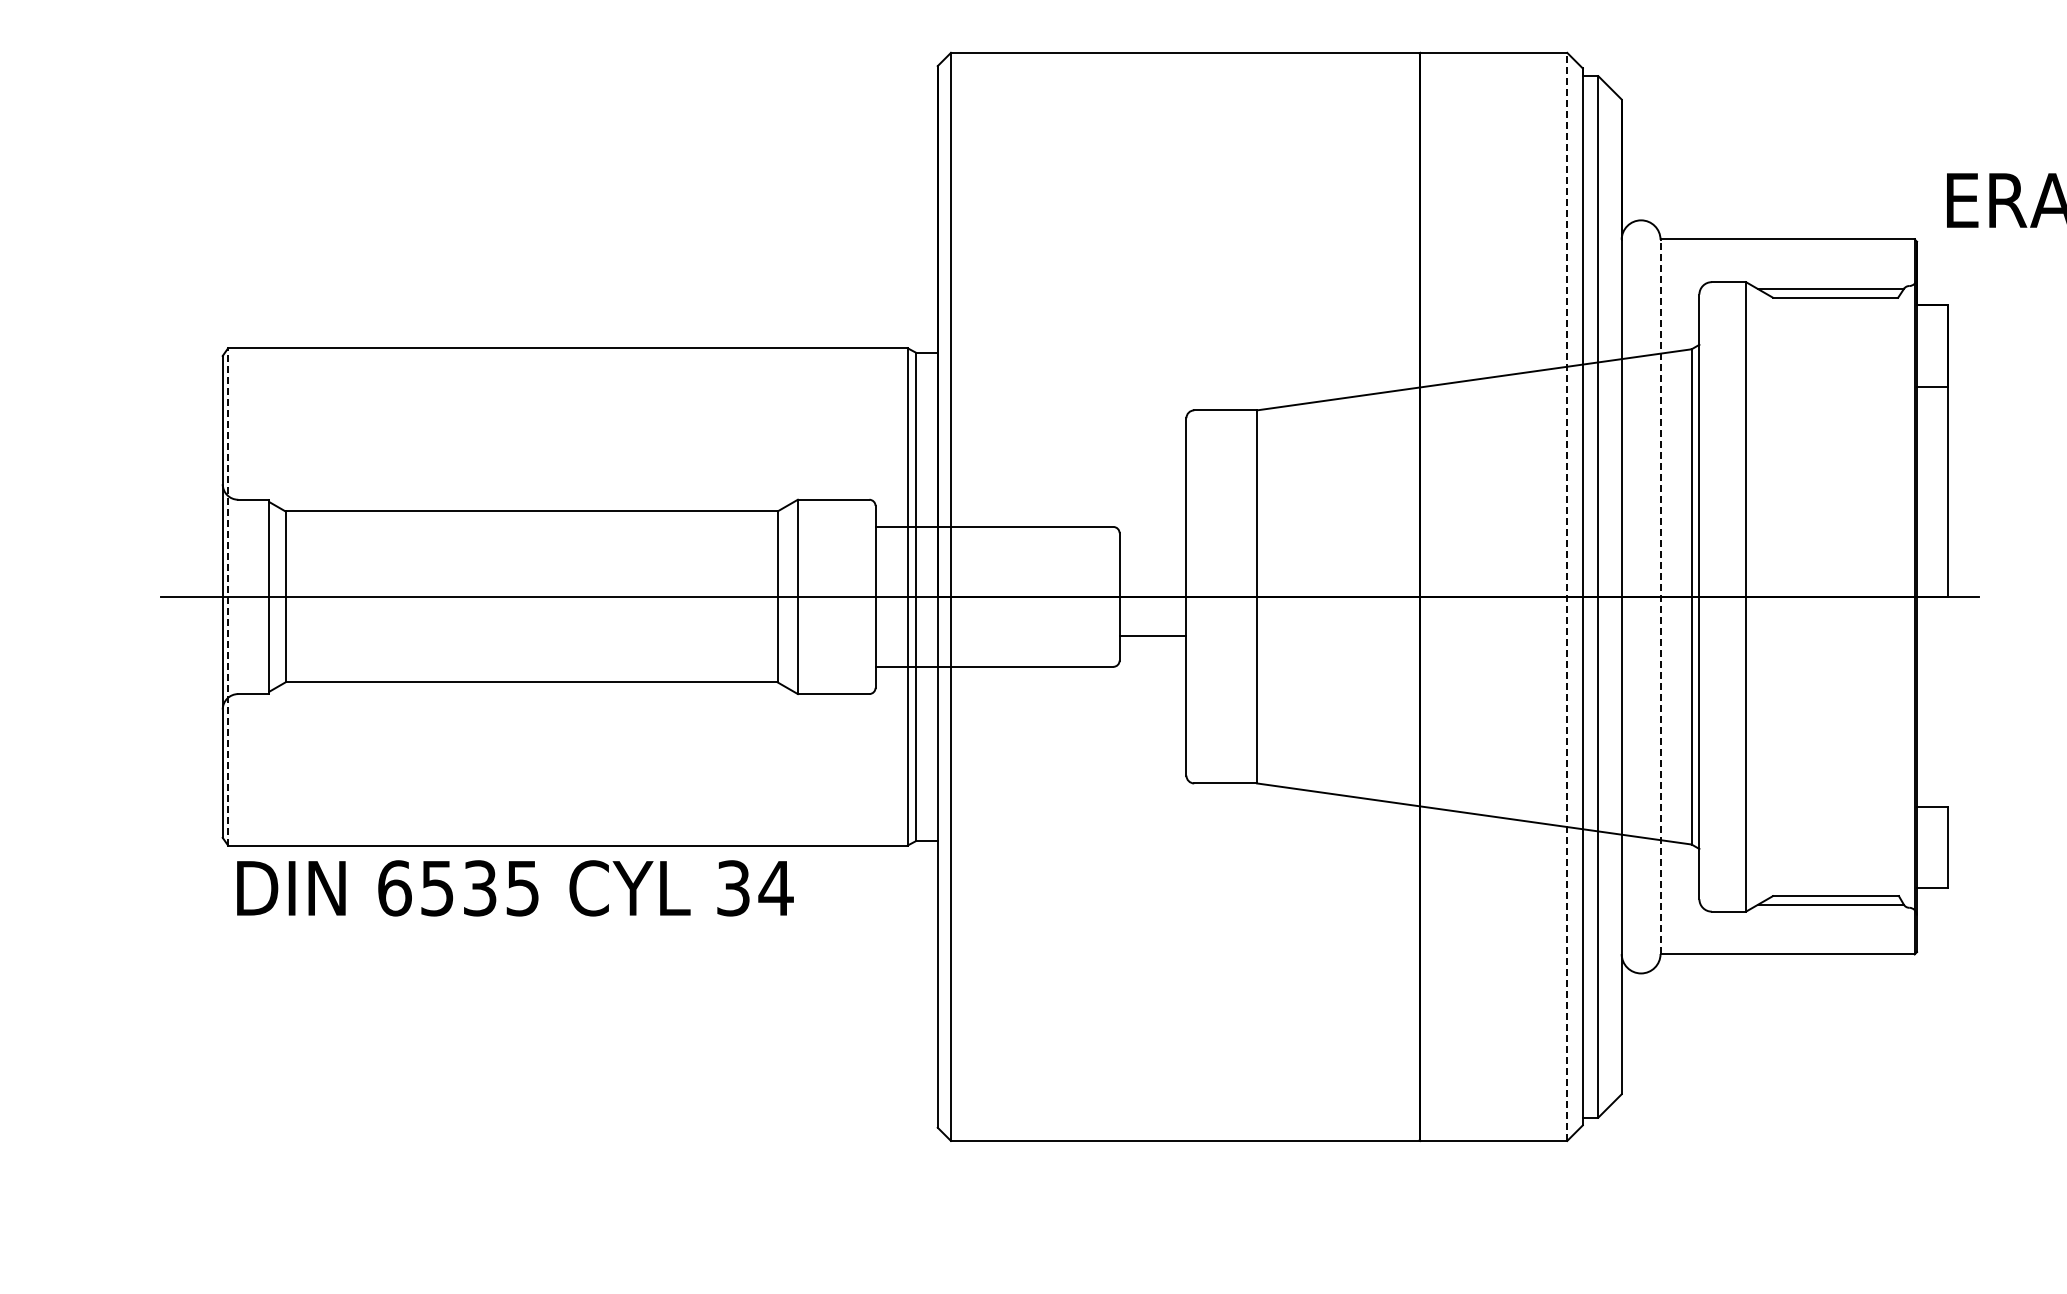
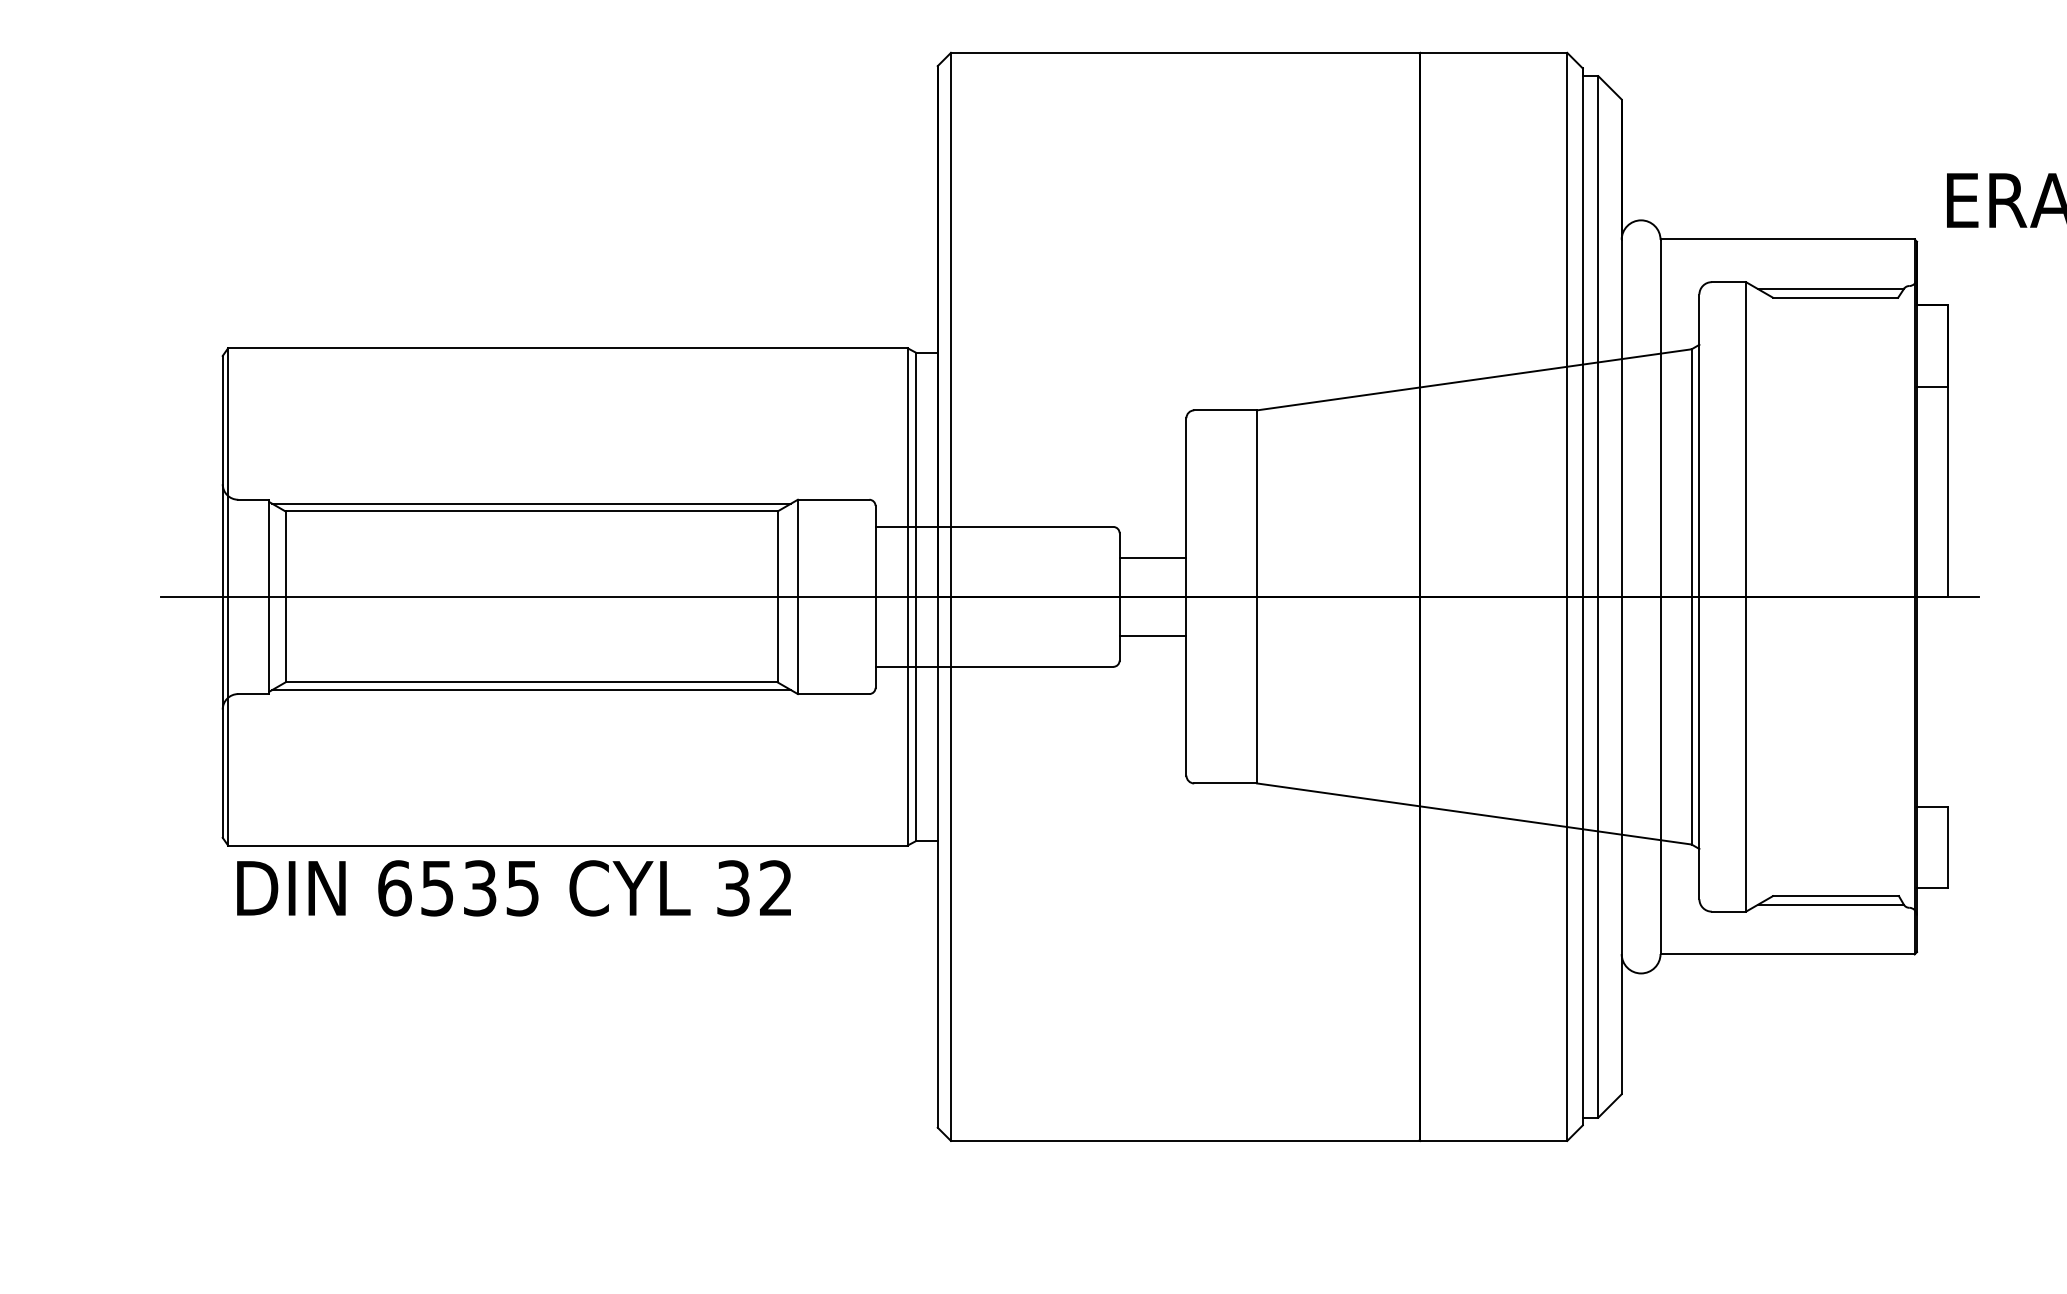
line: none -> present (531, 503)
line: none -> present (1152, 558)
line: dashed -> solid (228, 596)
line: dashed -> solid (1567, 596)
line: dashed -> solid (1660, 596)
line: none -> present (531, 690)
text: 34 -> 32 (775, 887)
